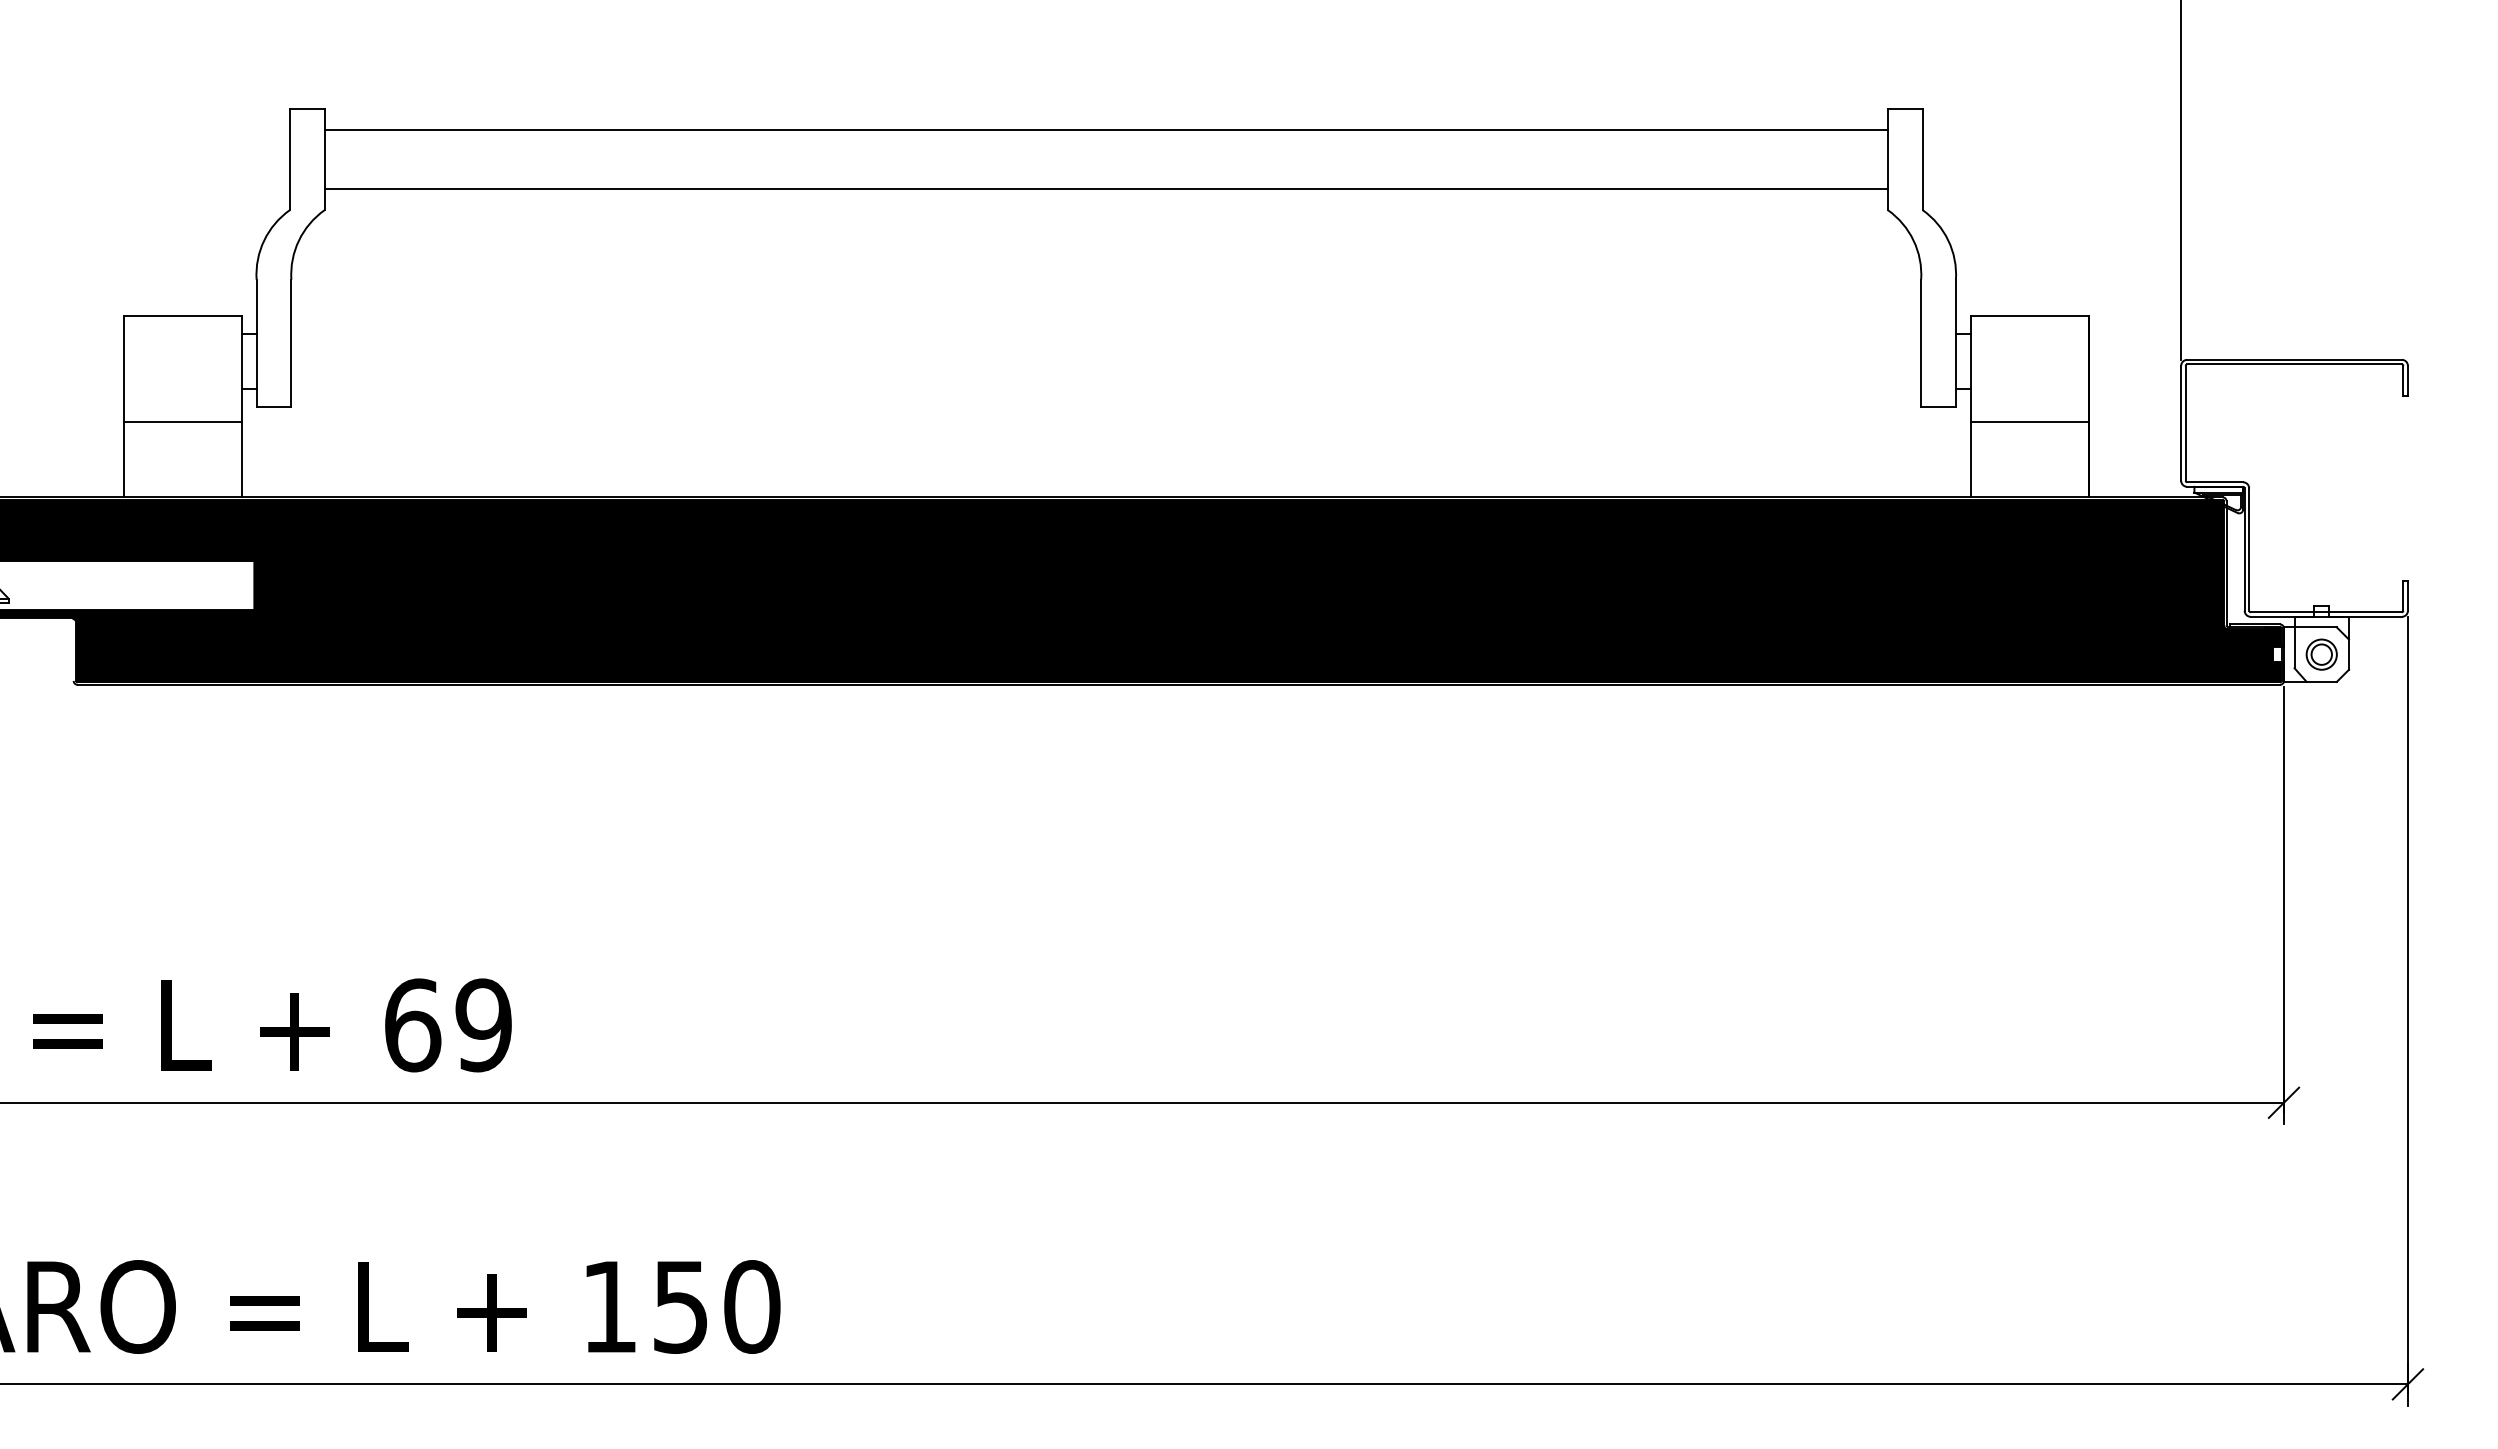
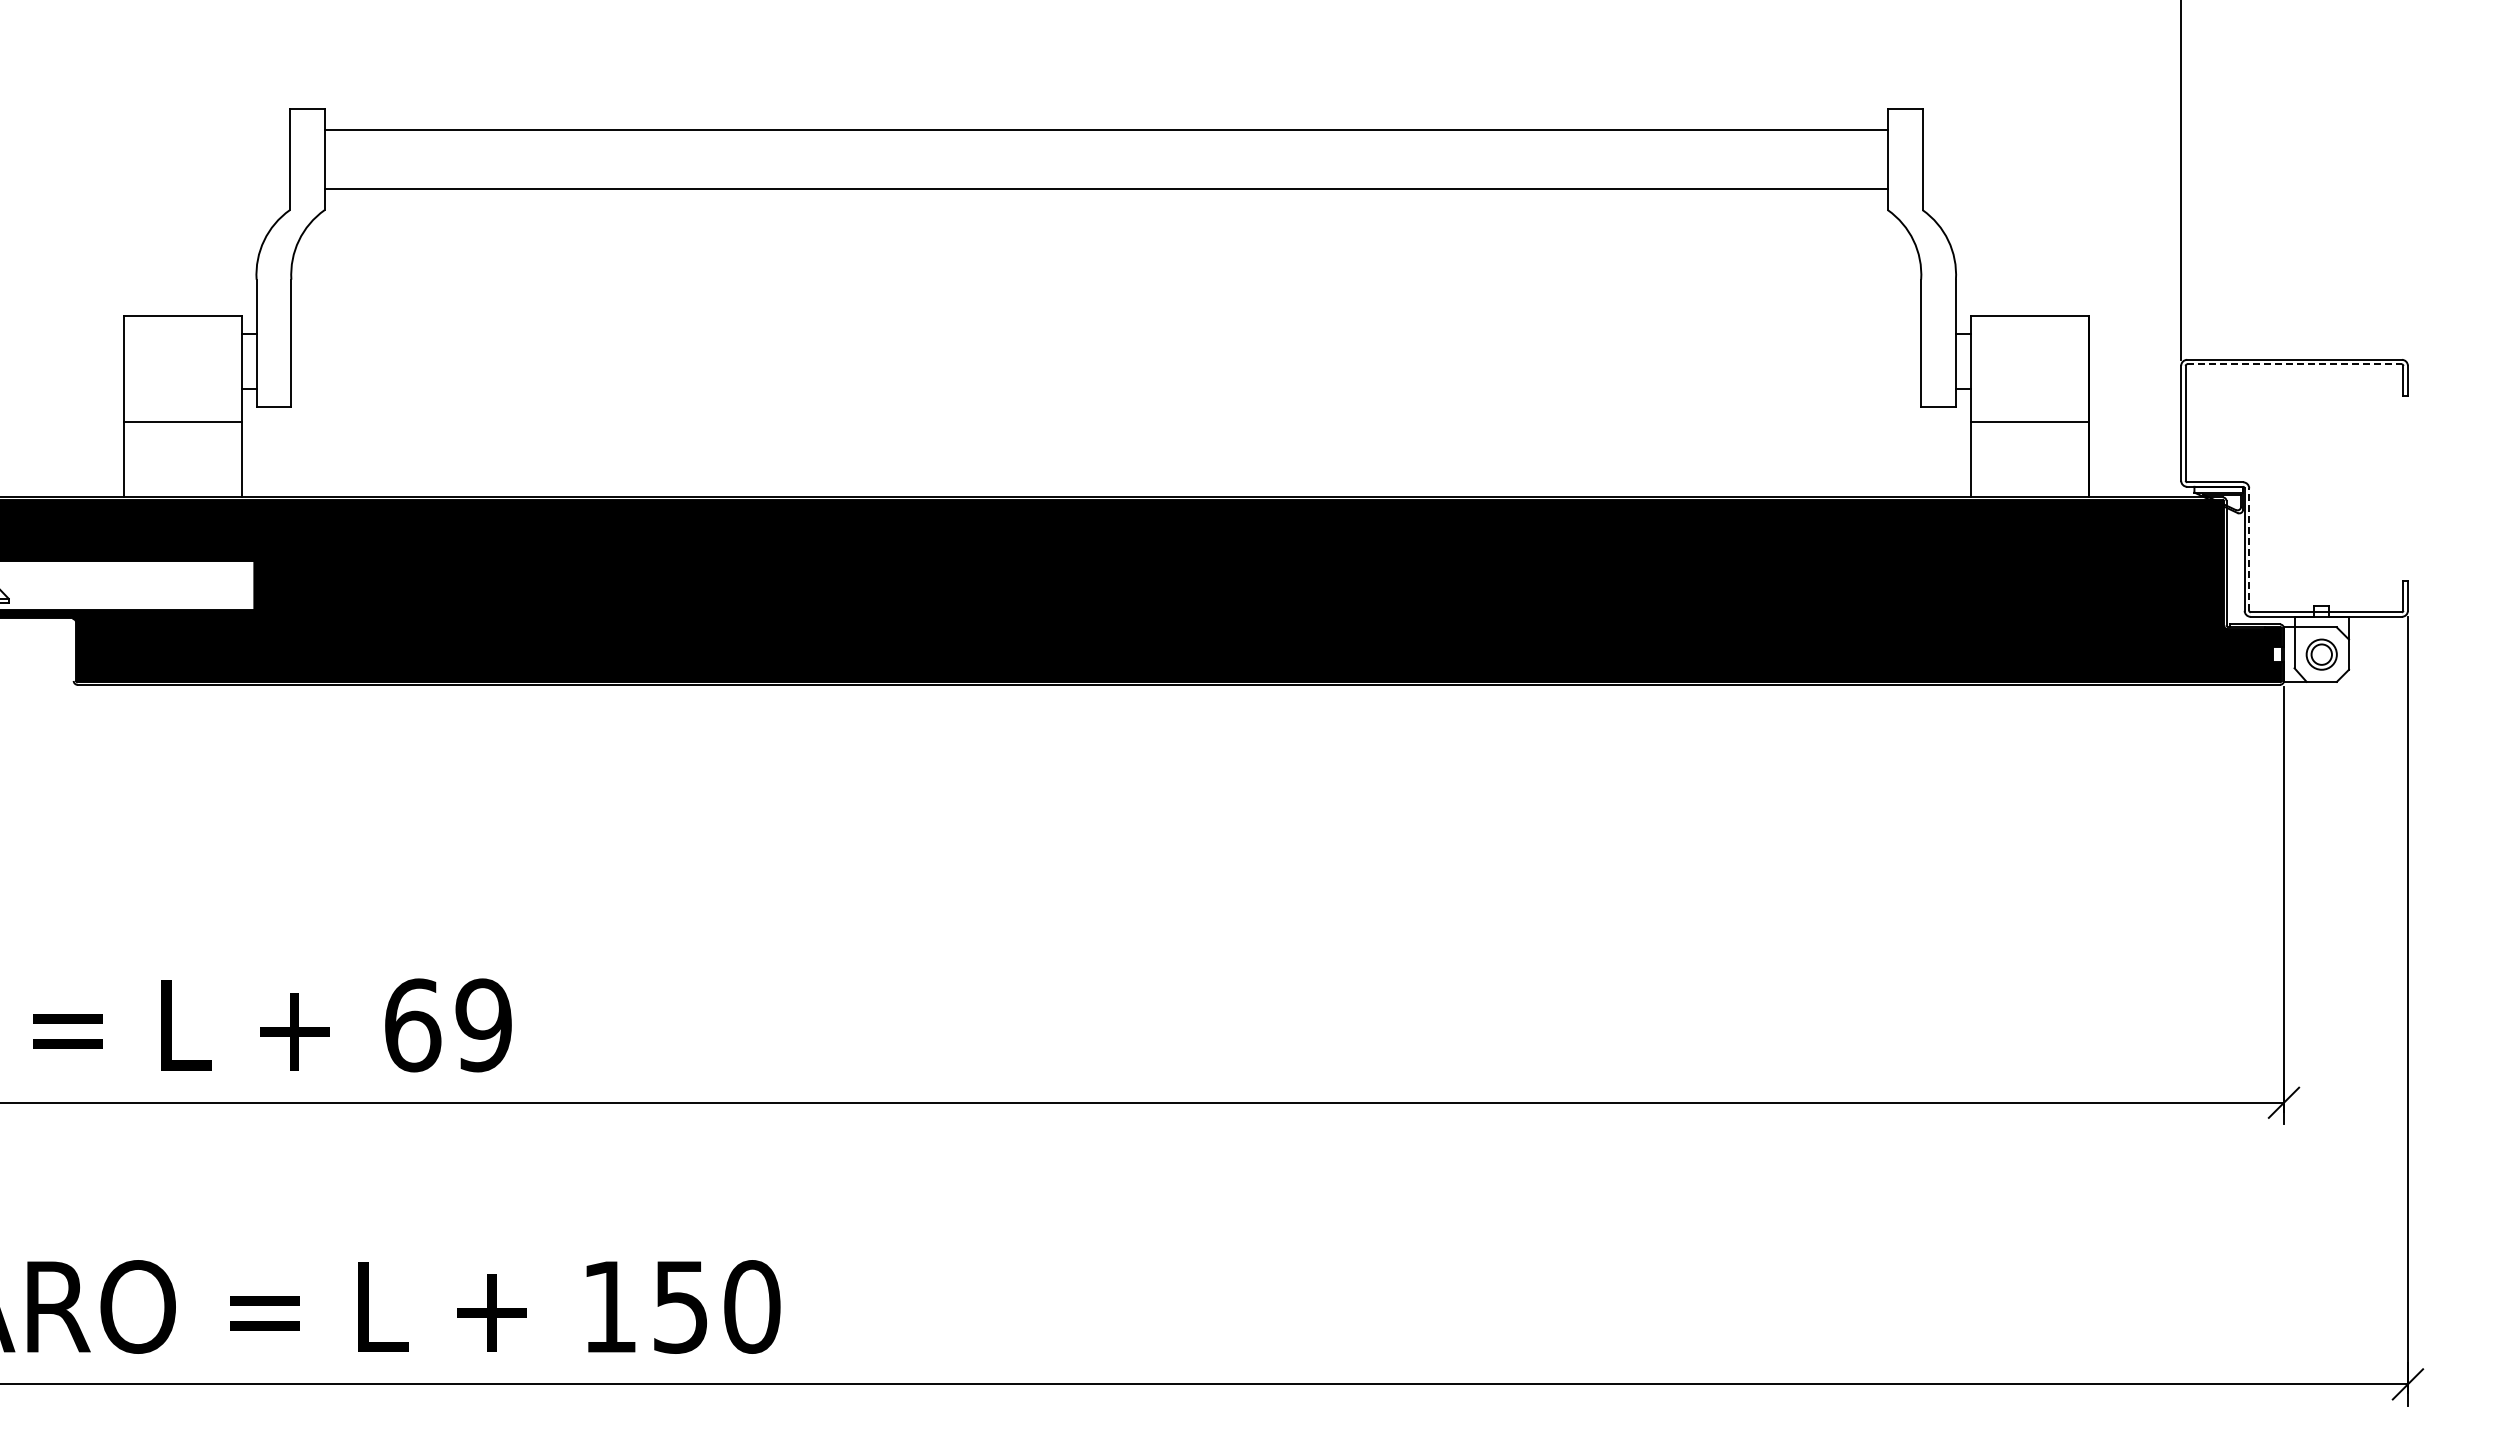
line: solid -> dashed (2295, 364)
line: solid -> dashed (2249, 549)
